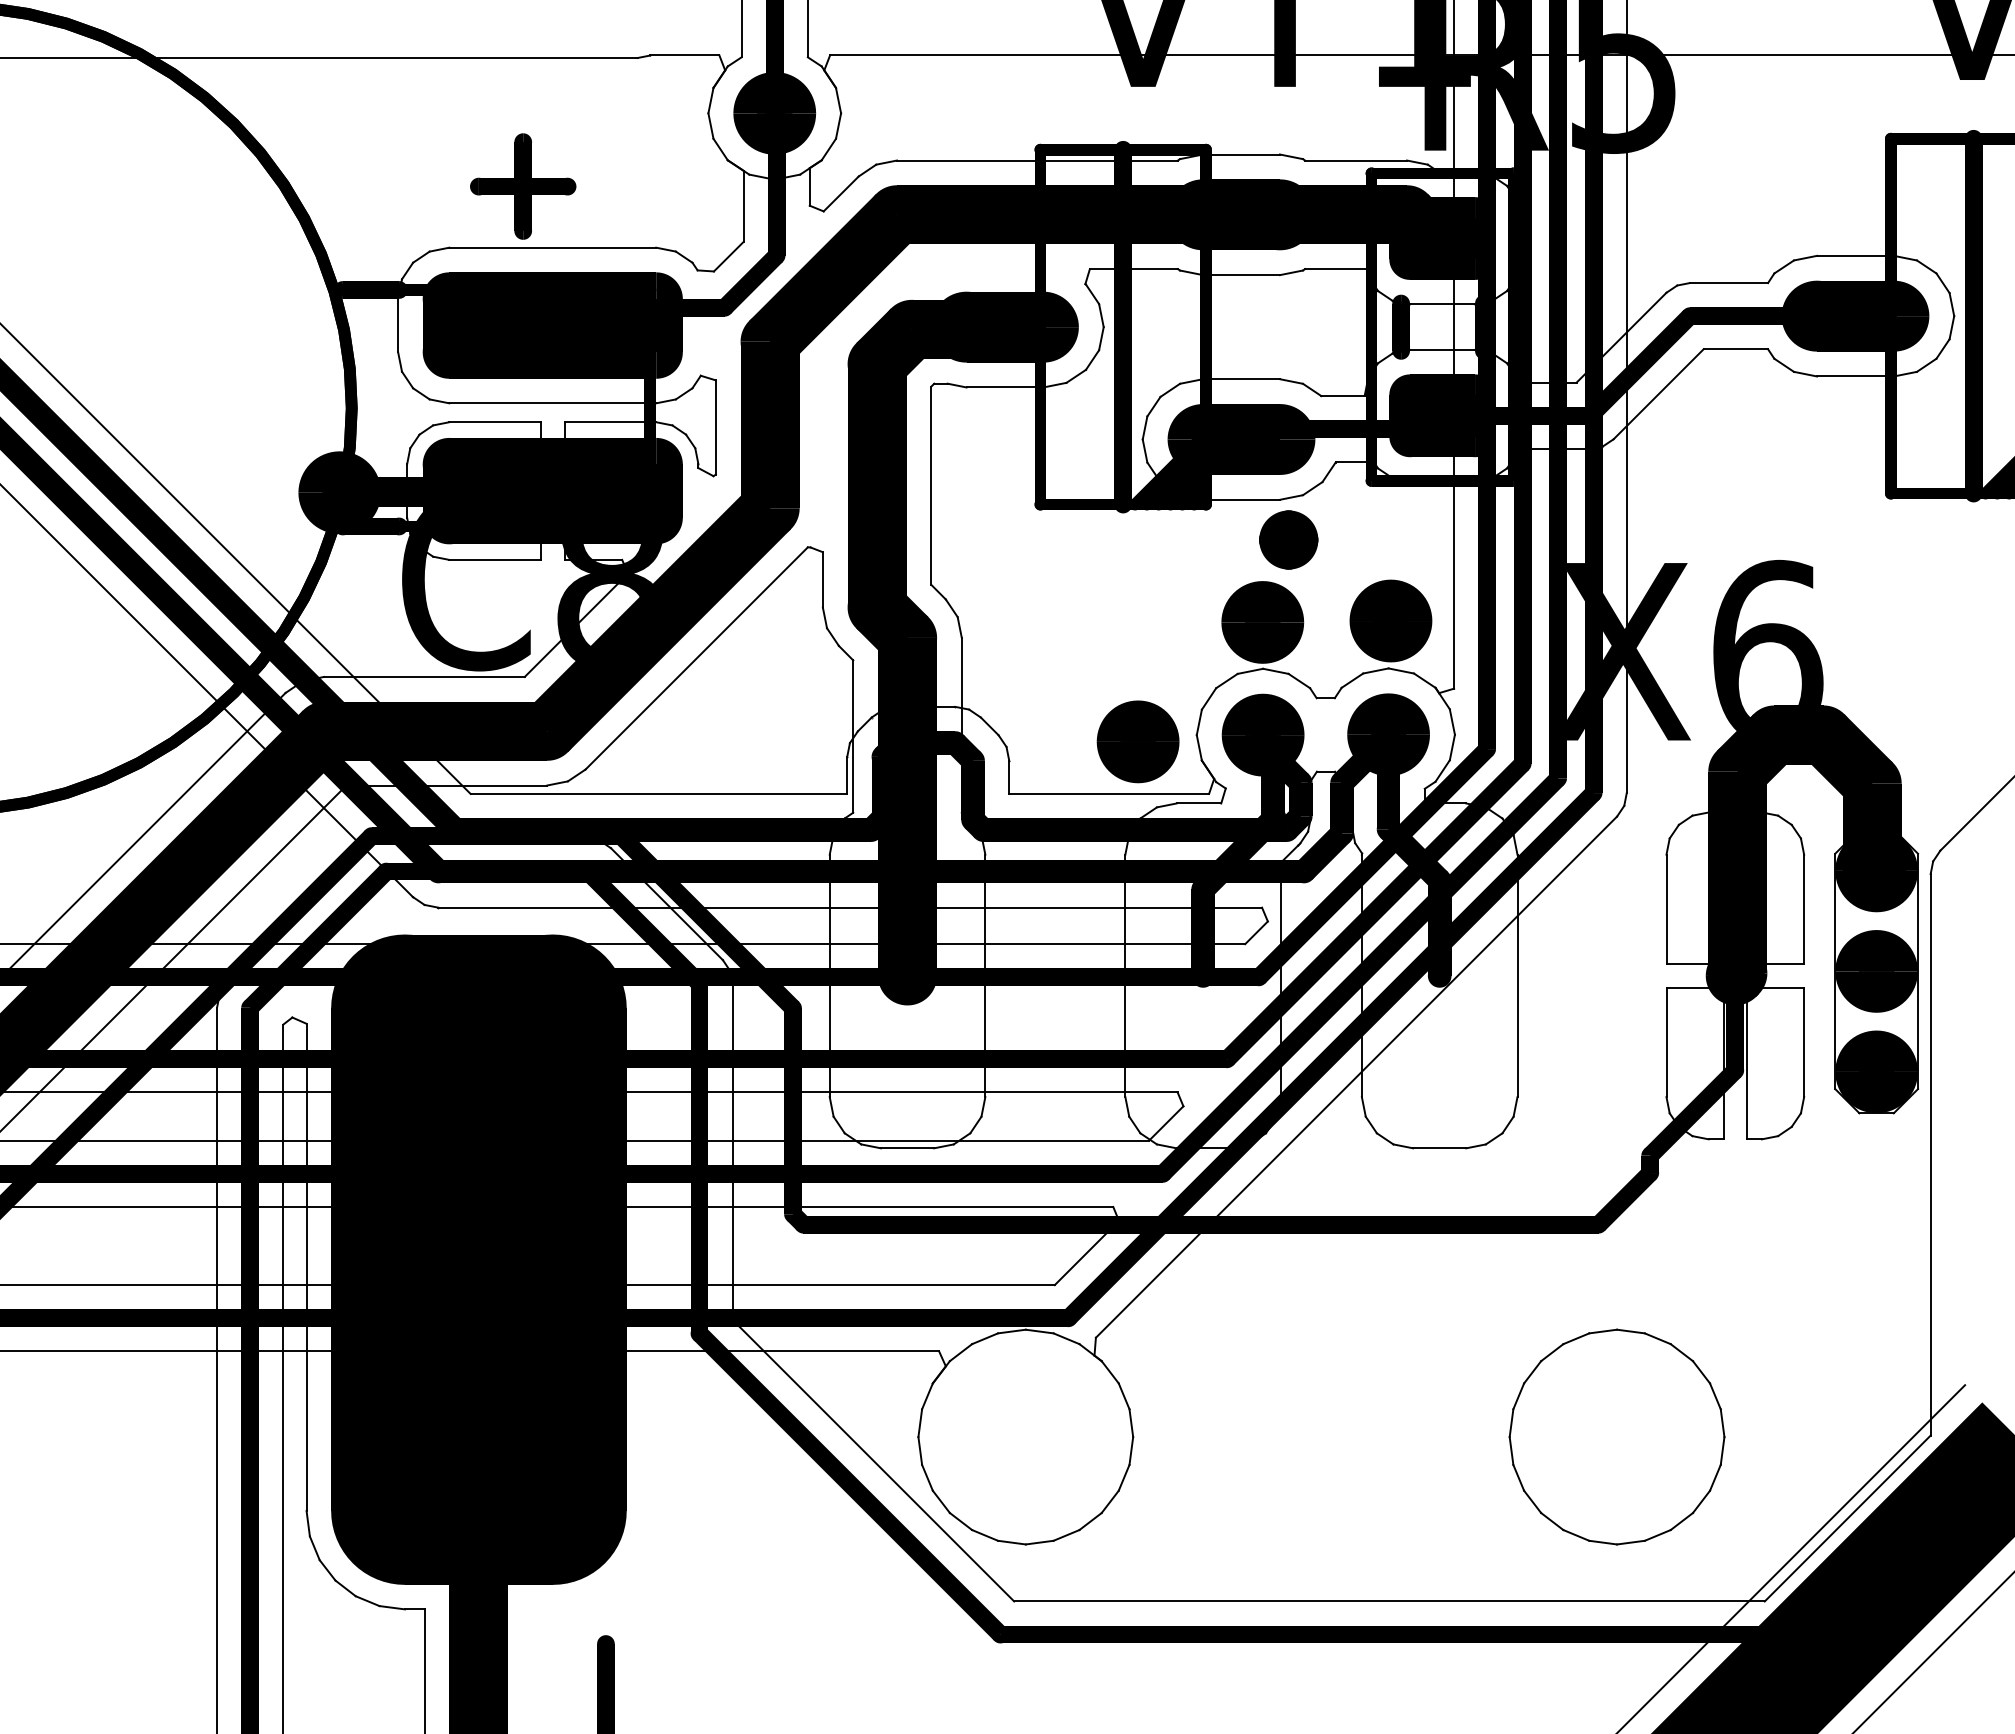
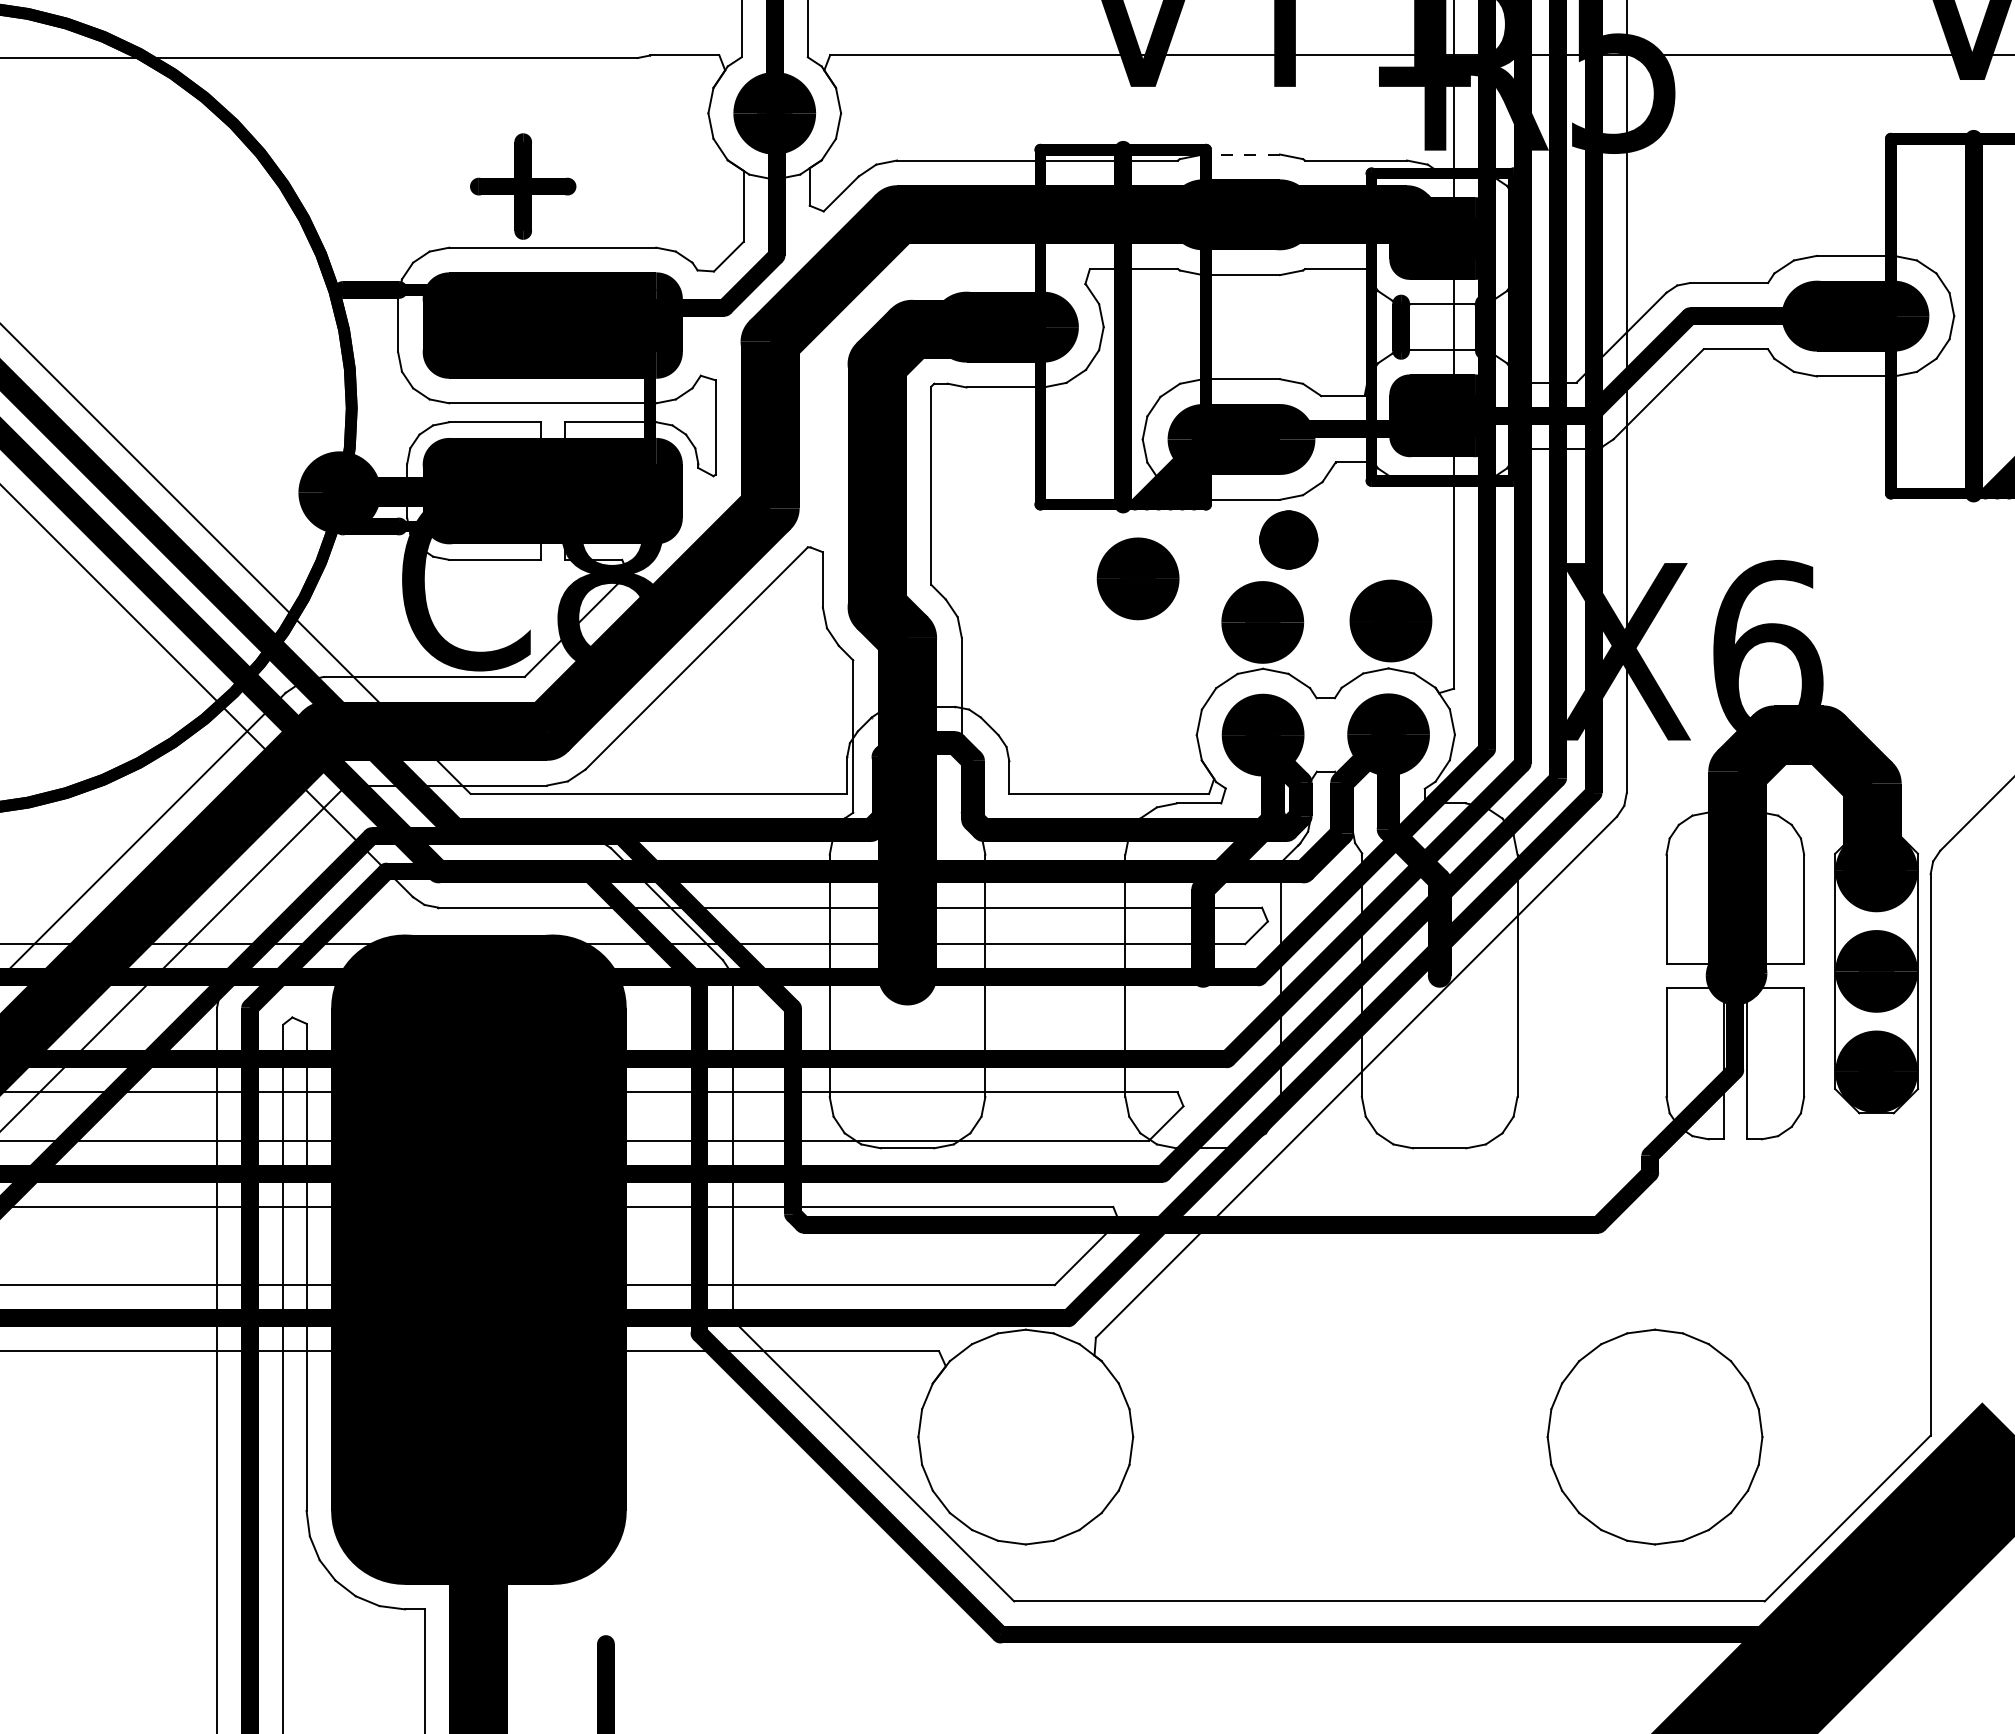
line: solid -> dashed (1241, 154)
part position: (1137, 741) -> (1137, 578) (1137, 578)
part position: (1616, 1436) -> (1654, 1436) (1654, 1436)
line: present -> none (1792, 1557)
line: present -> none (1933, 1652)
